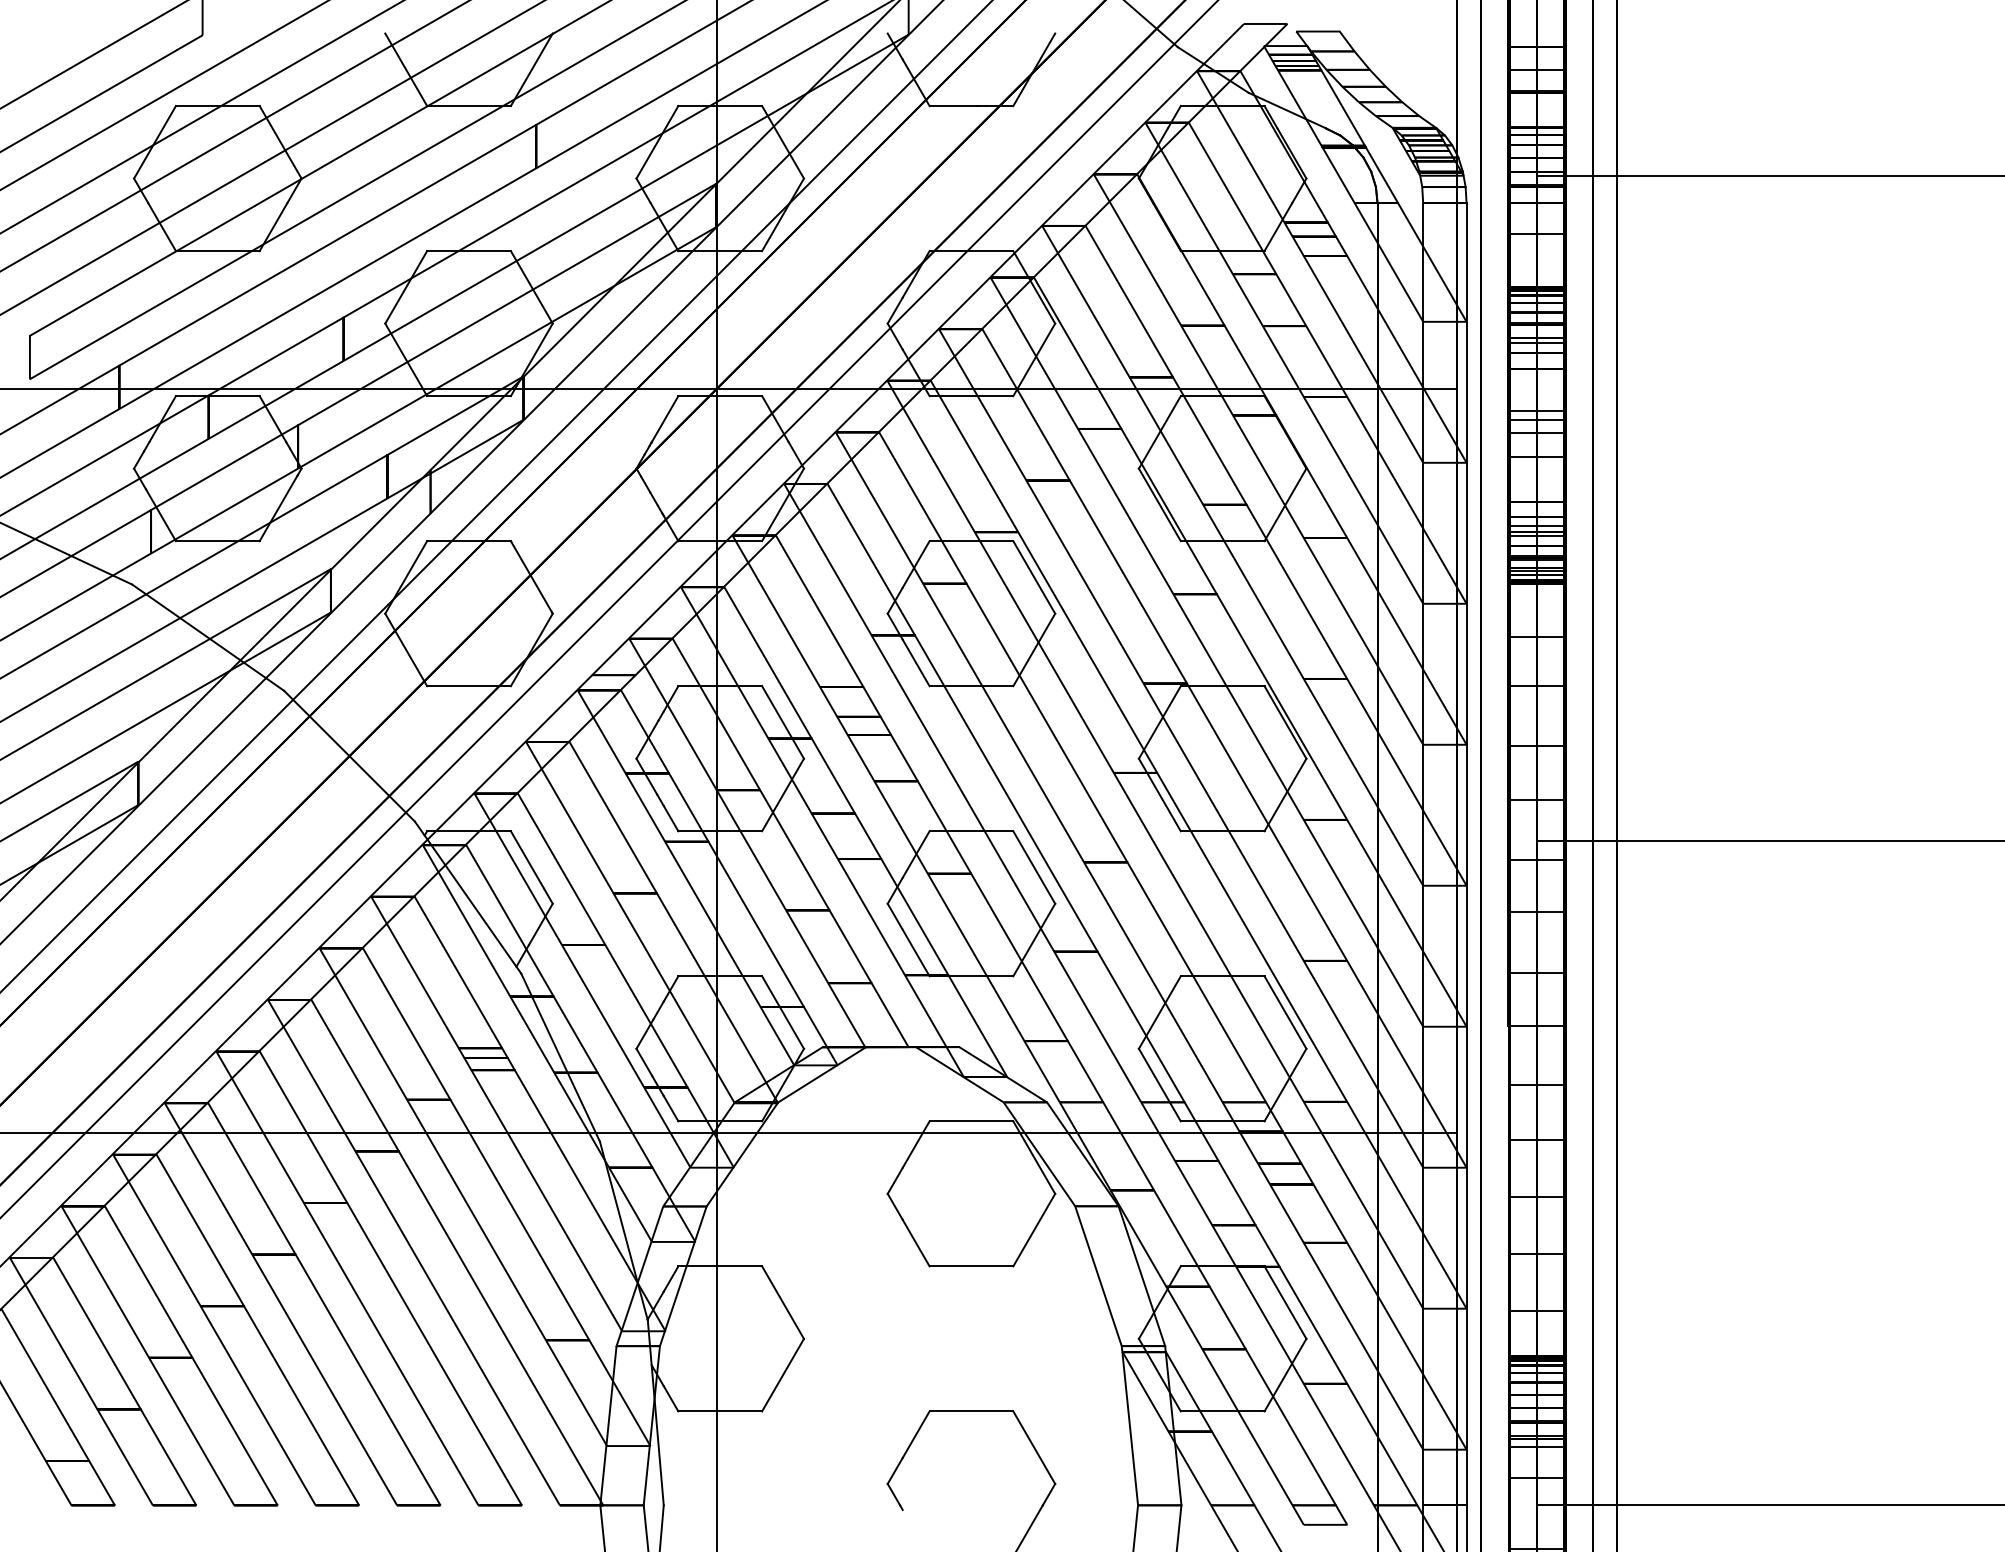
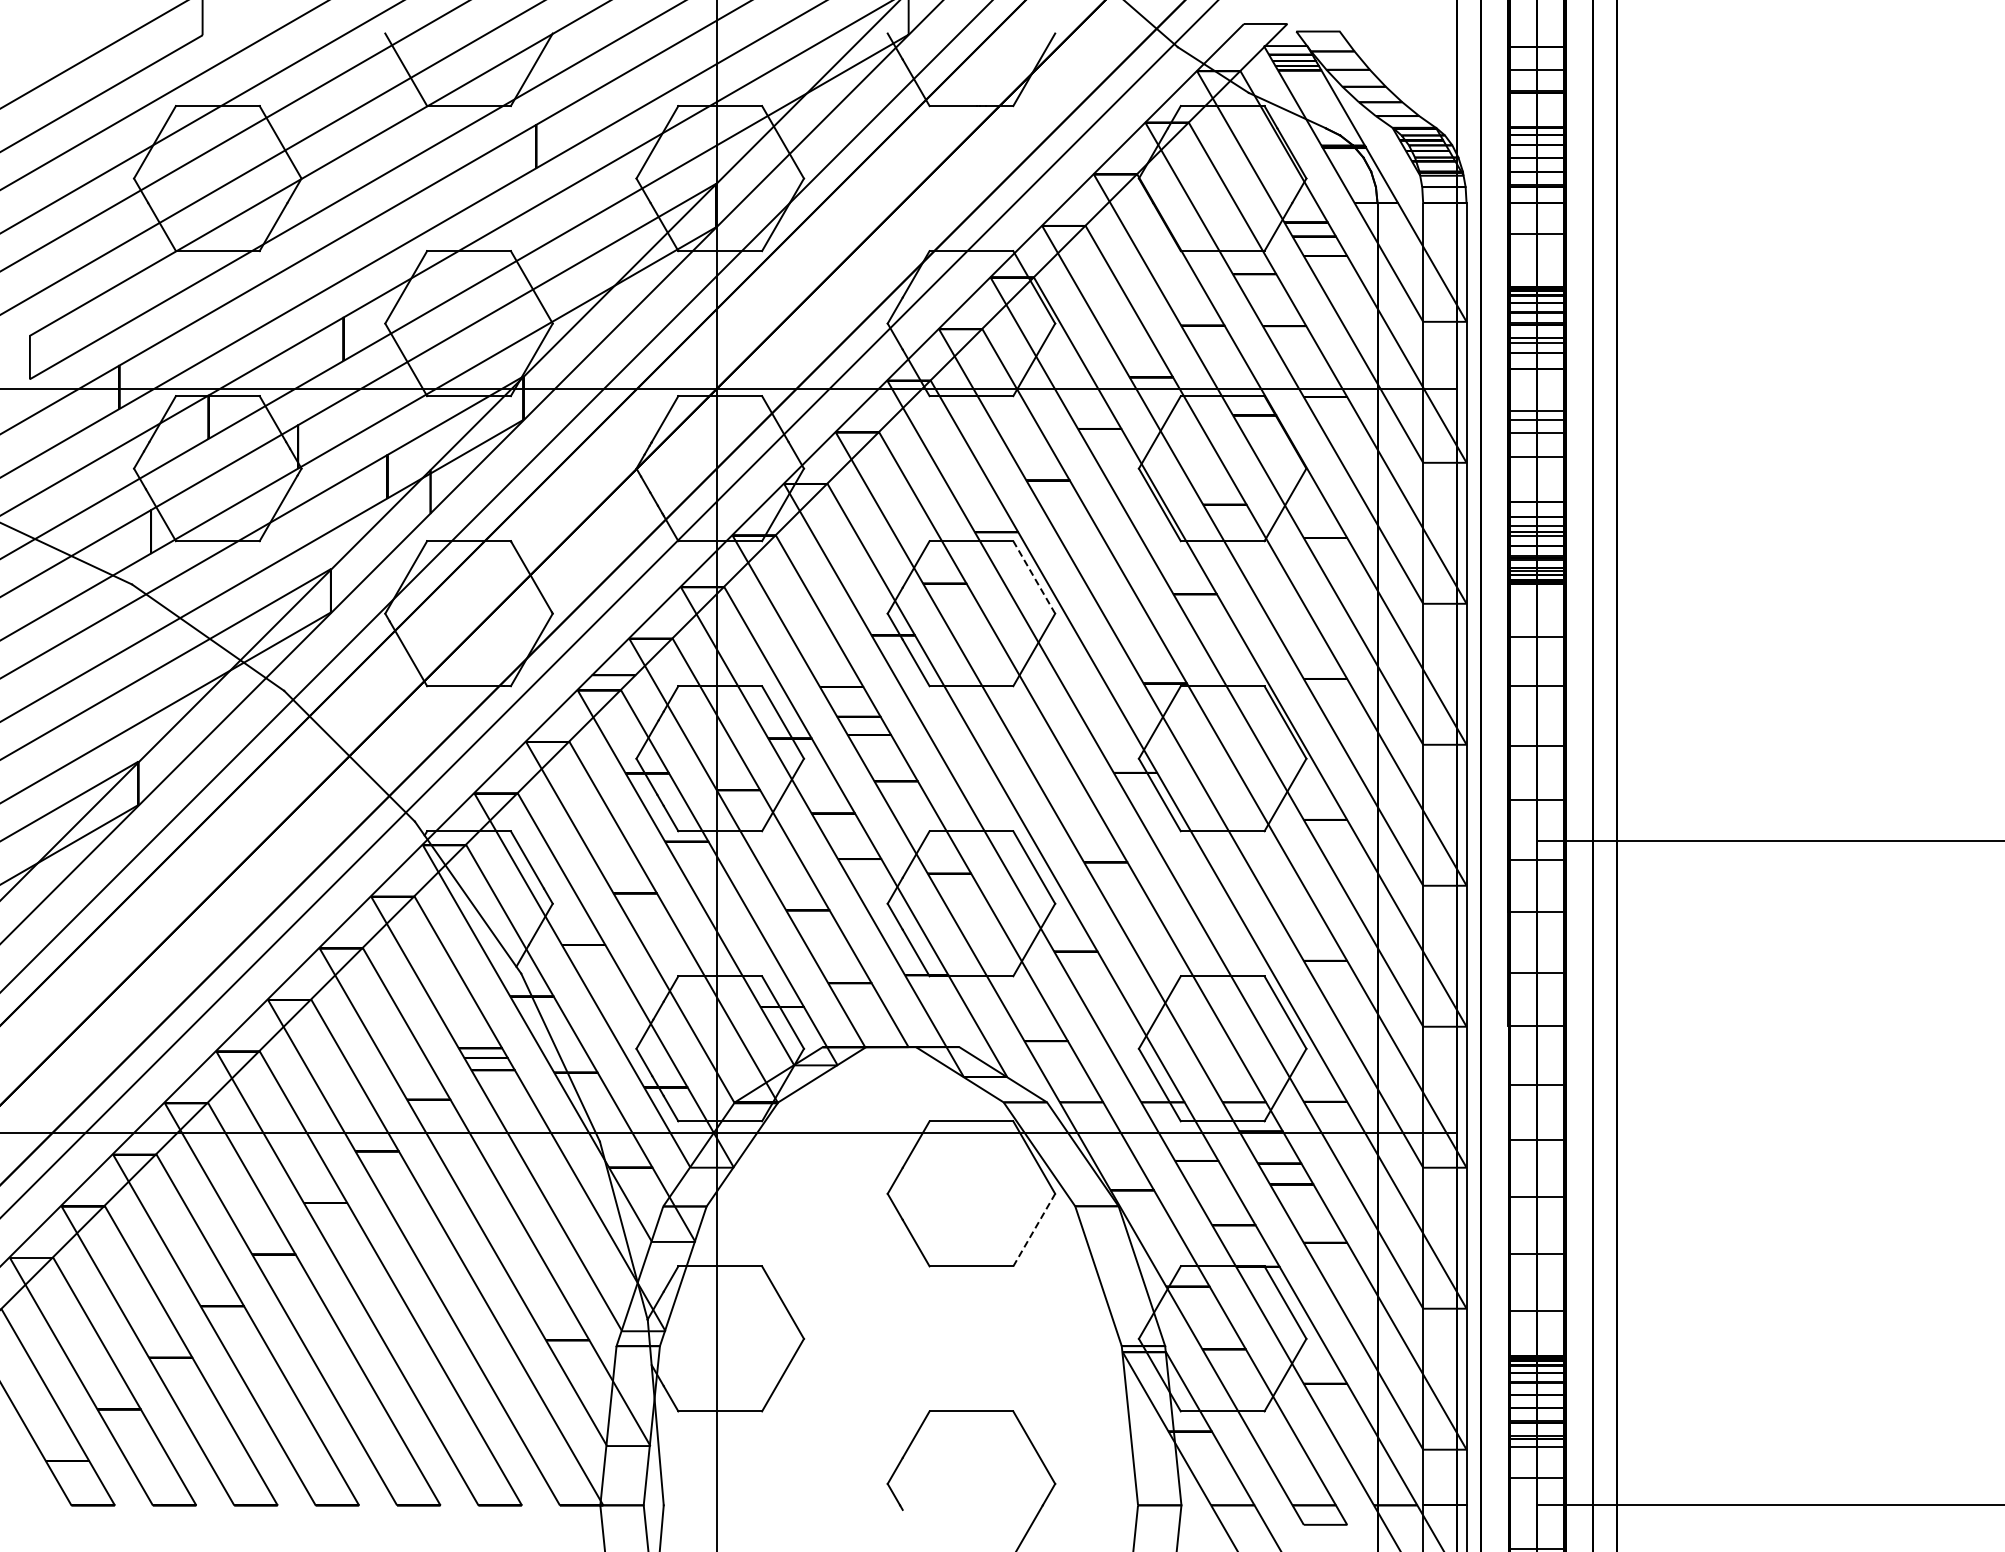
line: present -> none (1769, 176)
line: solid -> dashed (1034, 577)
line: solid -> dashed (1034, 1230)
